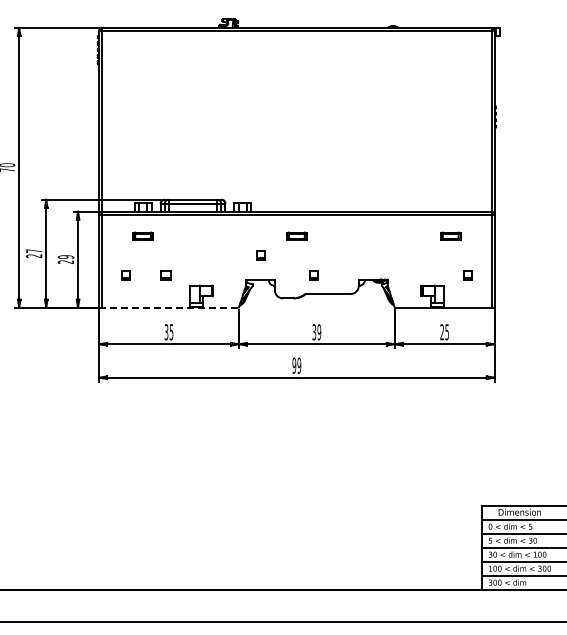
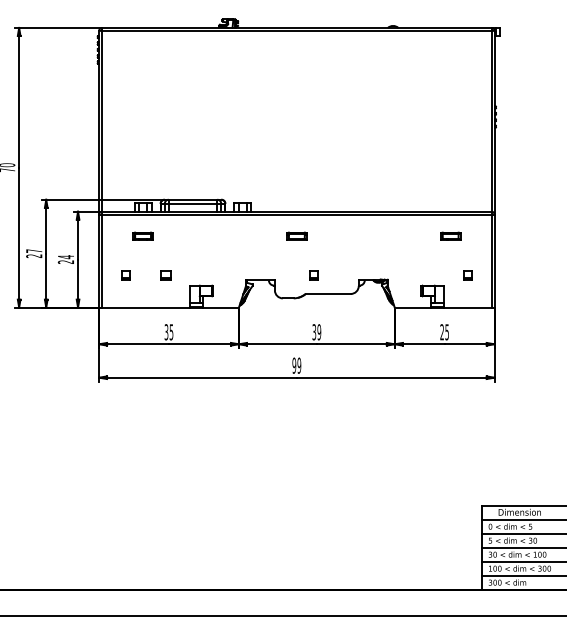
part: present -> none (260, 255)
text: 29 -> 24 (65, 257)
line: dashed -> solid (169, 307)
line position: (282, 621) -> (282, 615) (282, 615)
